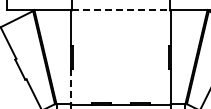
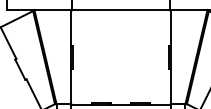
line: dashed -> solid (121, 10)
line: dashed -> solid (71, 86)
